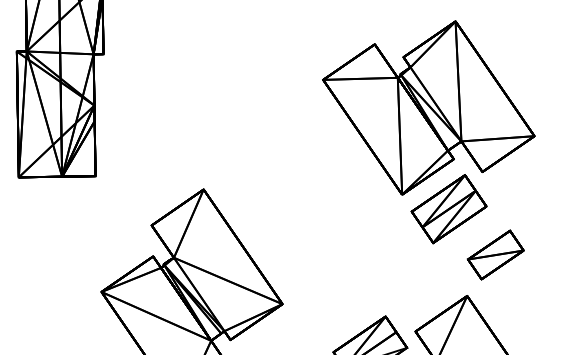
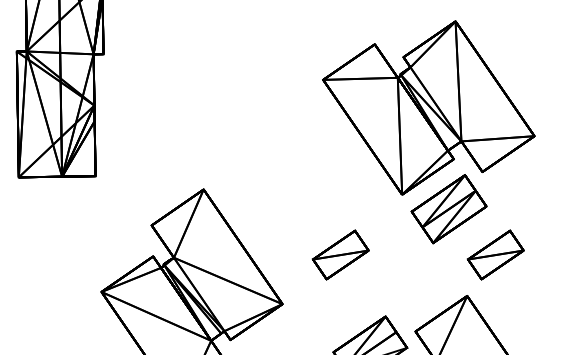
part: none -> present (340, 254)
